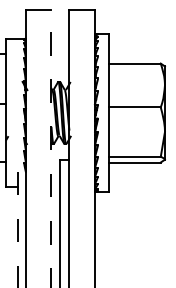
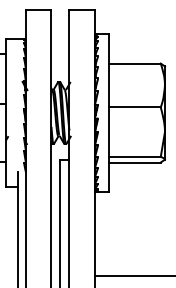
line: dashed -> solid (51, 148)
line: dashed -> solid (17, 229)
line: none -> present (133, 275)
